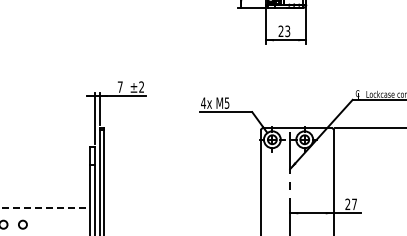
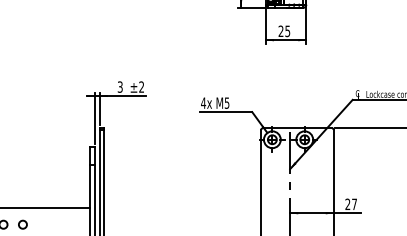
text: 23 -> 25 (287, 30)
text: 7 -> 3 (119, 86)
line: dashed -> solid (45, 207)
